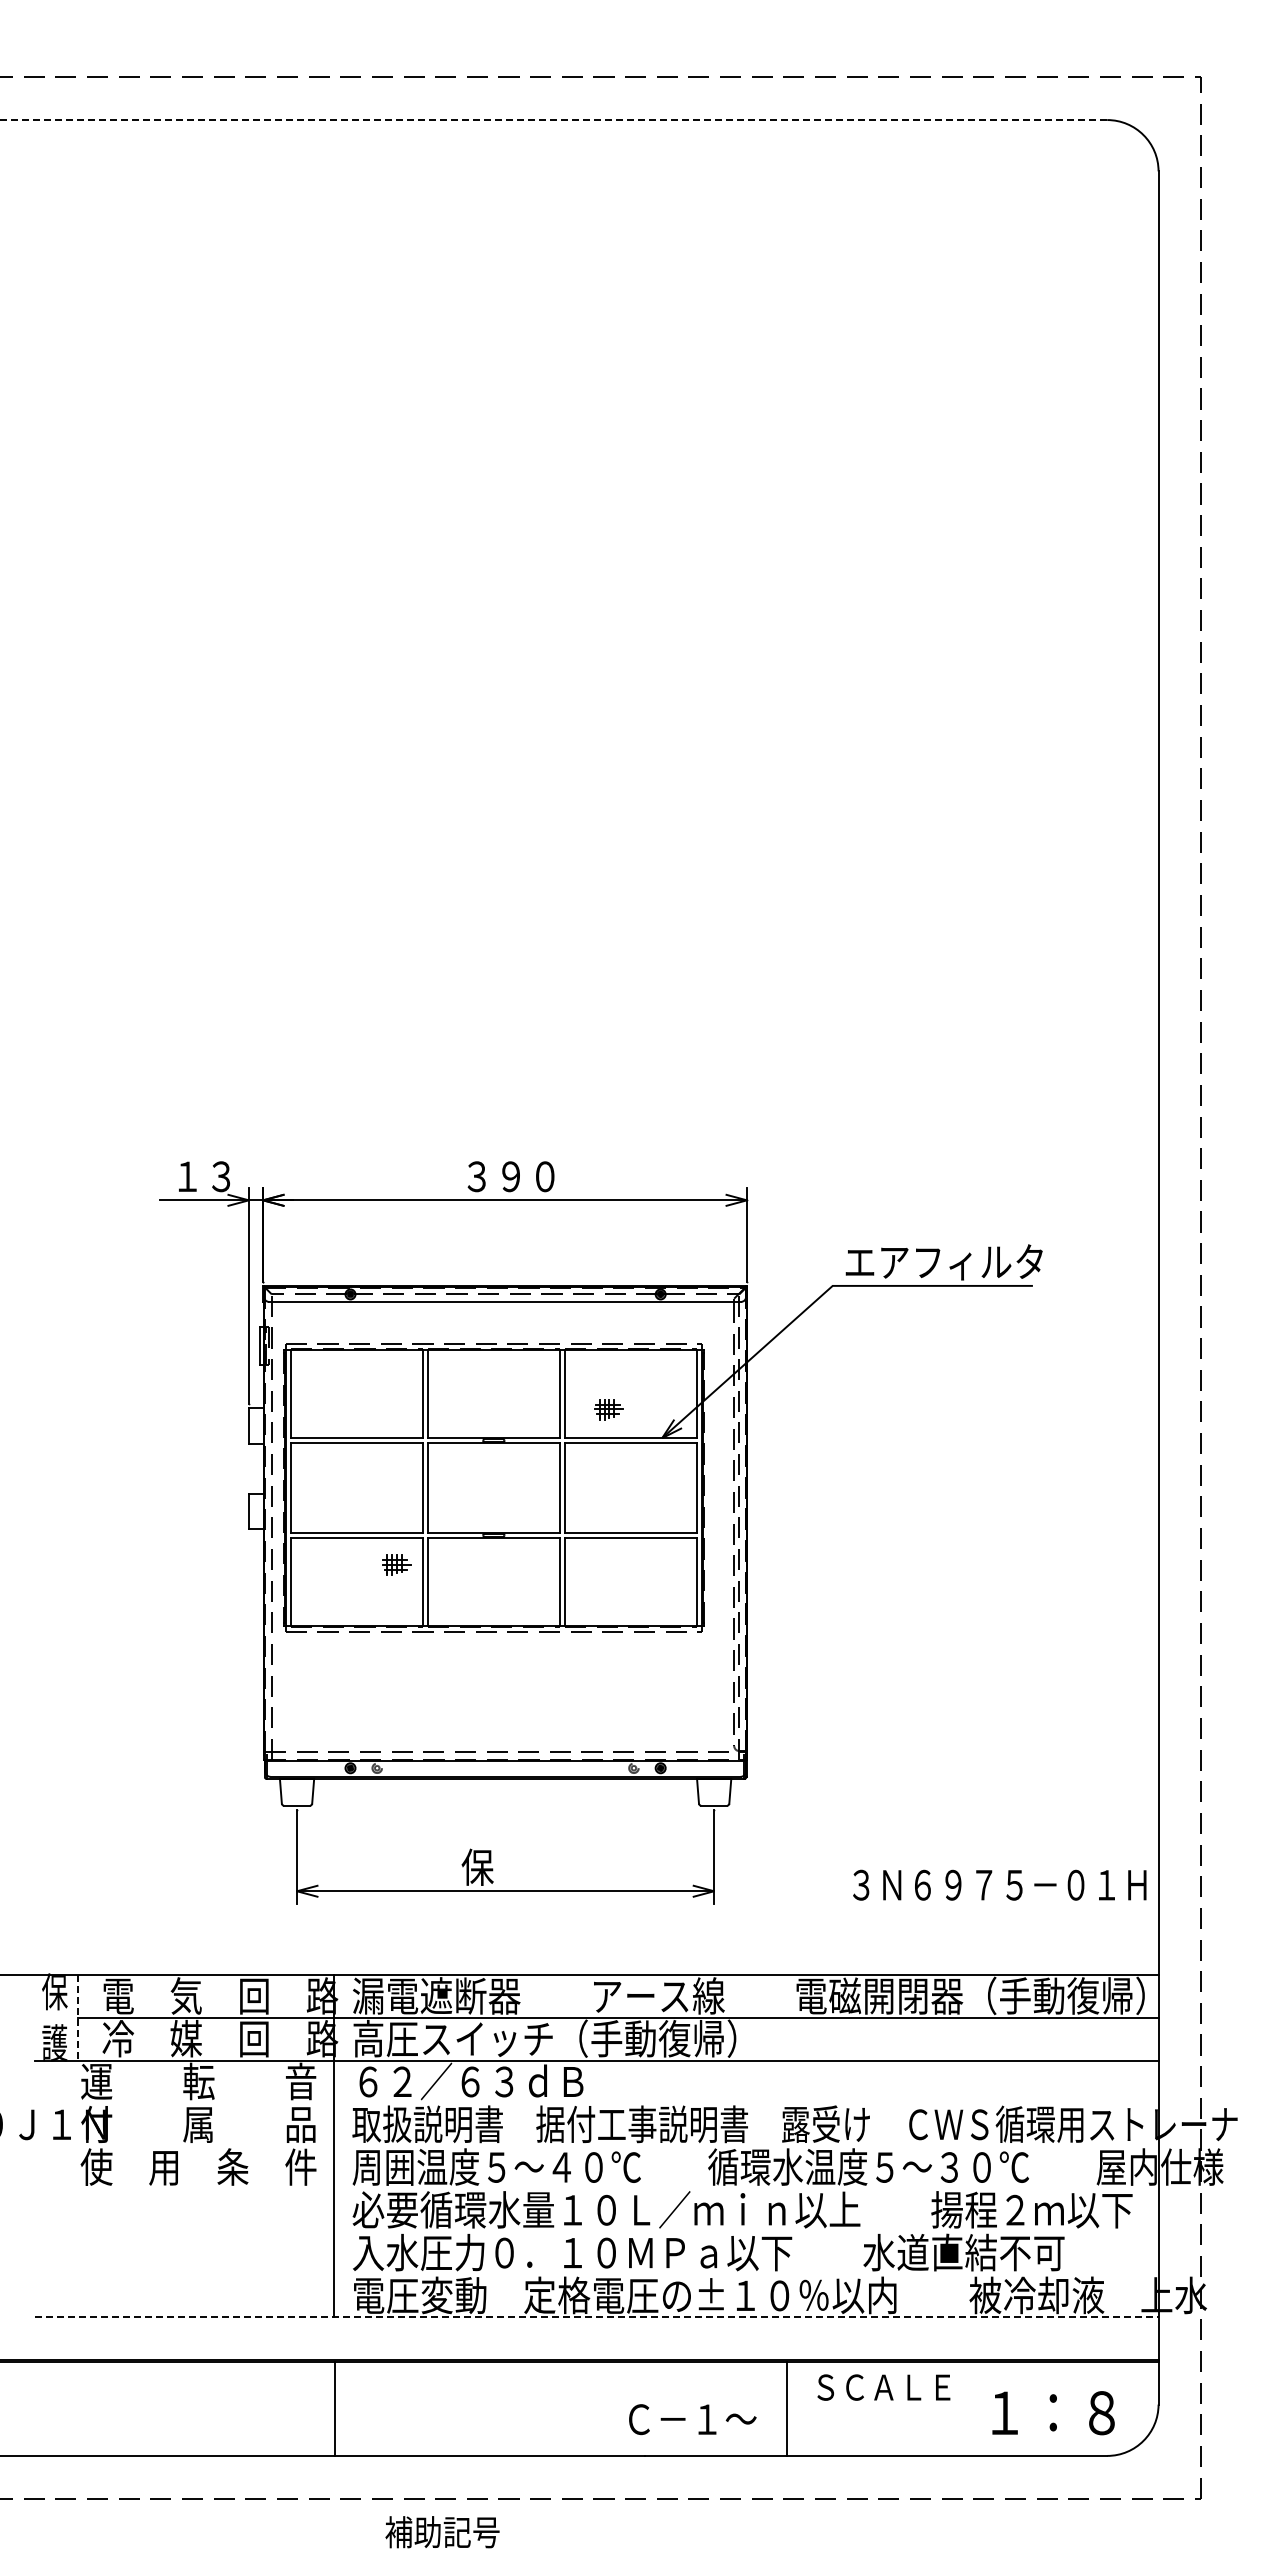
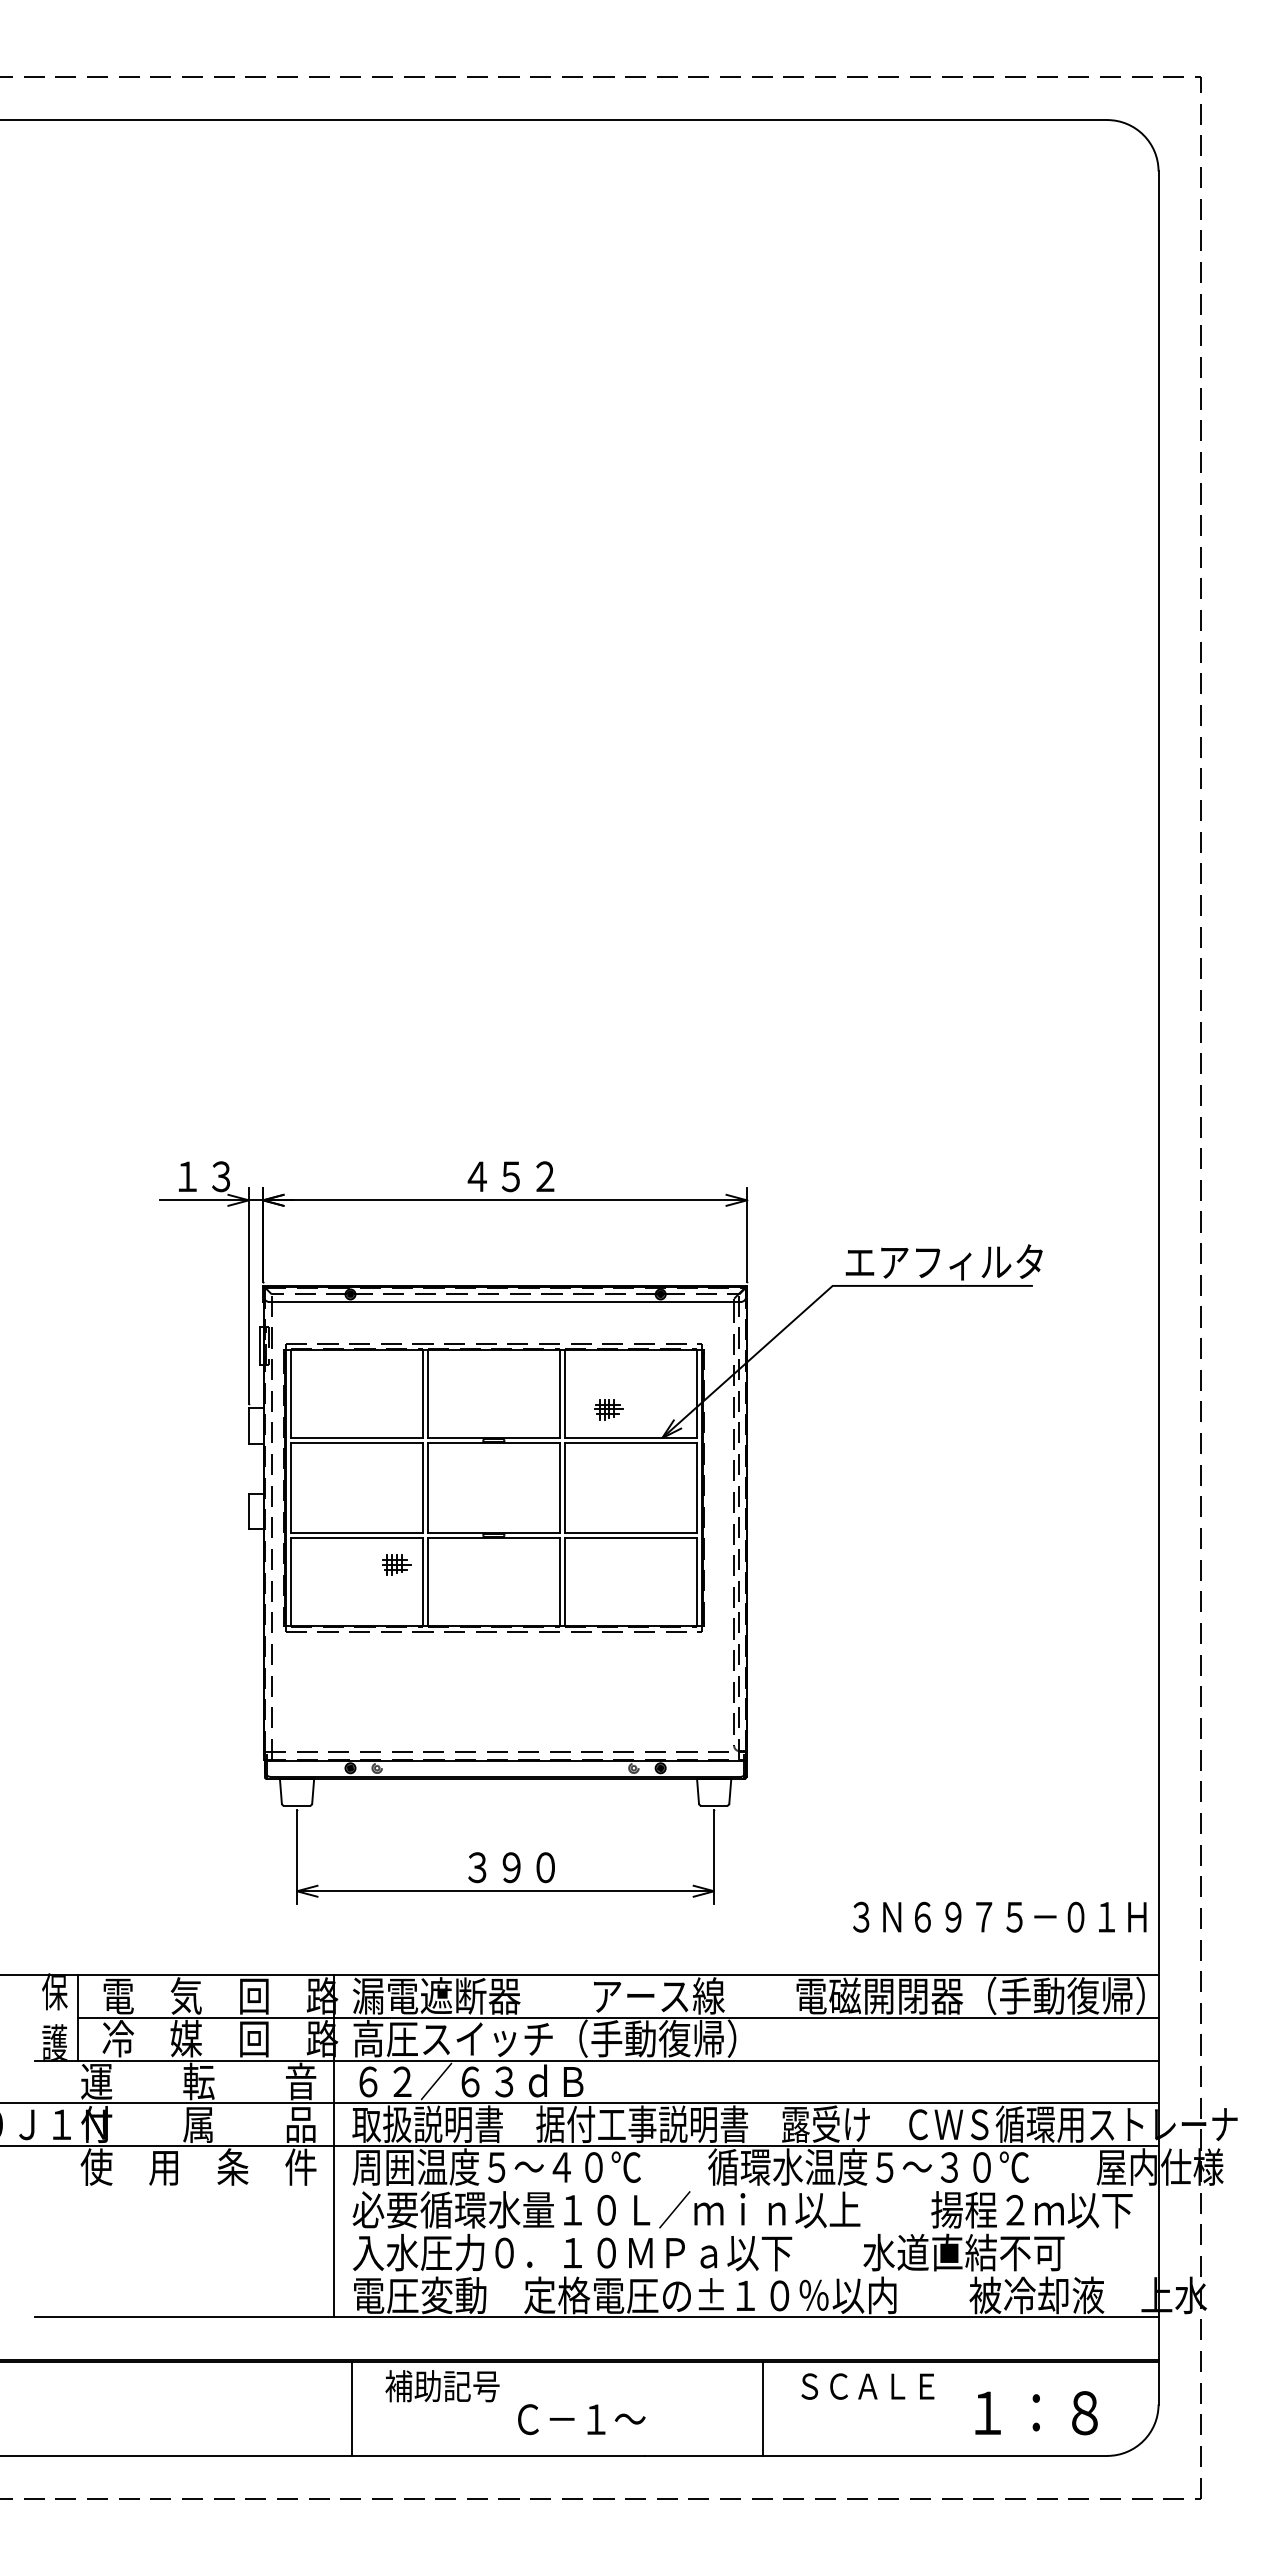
line: dashed -> solid (553, 120)
text: ３９０ -> ４５２ (510, 1176)
text: 保 -> ３９０ (507, 1866)
text position: (999, 1884) -> (999, 1916) (999, 1916)
line: dashed -> solid (77, 2017)
line: none -> present (580, 2103)
line: none -> present (580, 2146)
line: dashed -> solid (596, 2317)
text position: (883, 2387) -> (867, 2386) (867, 2386)
line position: (335, 2408) -> (352, 2408) (352, 2408)
line position: (786, 2408) -> (762, 2408) (762, 2408)
text position: (1053, 2413) -> (1036, 2413) (1036, 2413)
text position: (692, 2419) -> (581, 2419) (581, 2419)
text position: (442, 2532) -> (442, 2386) (442, 2386)
